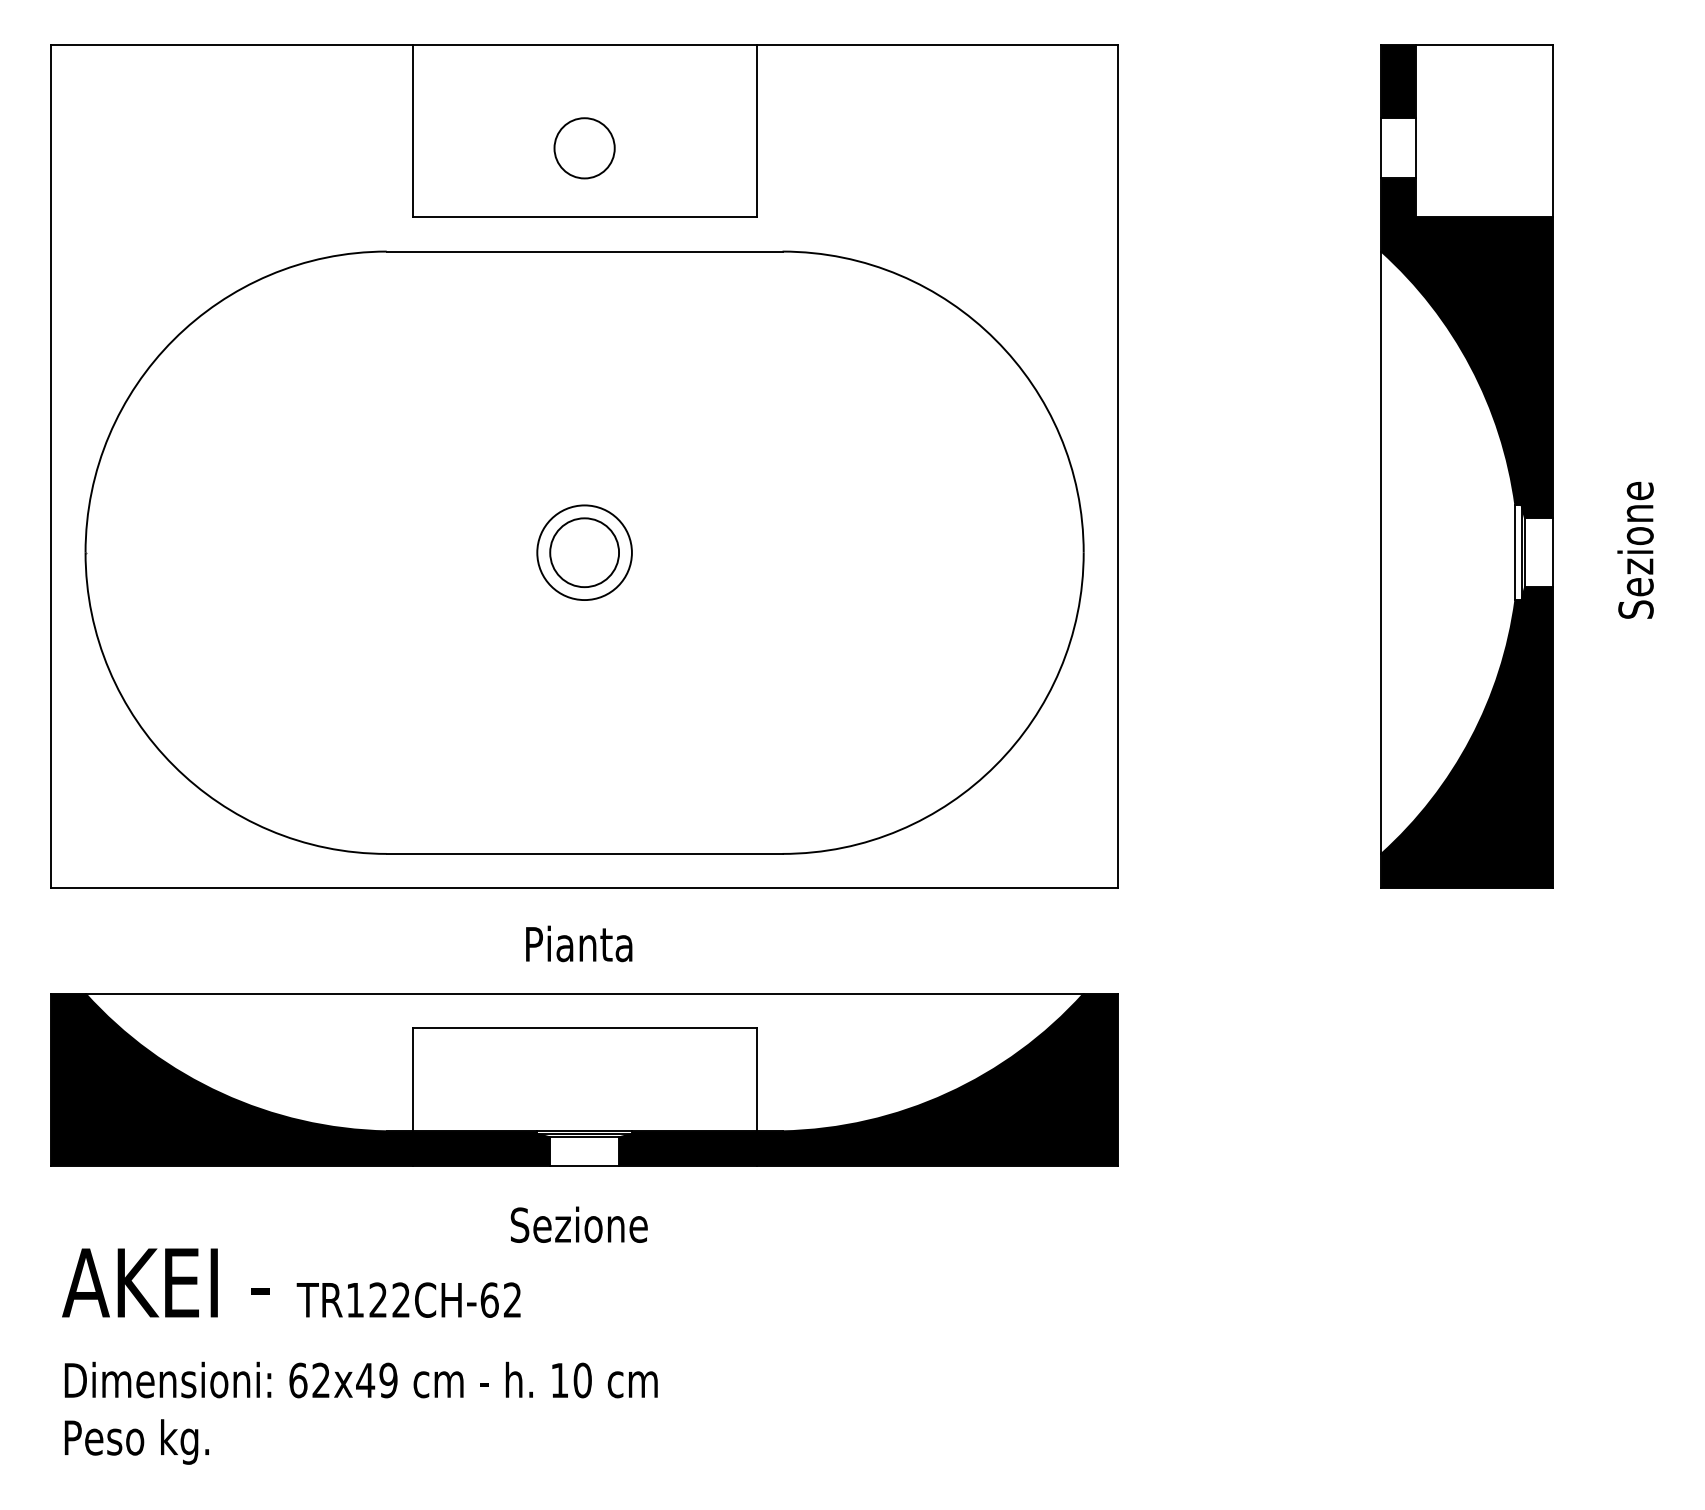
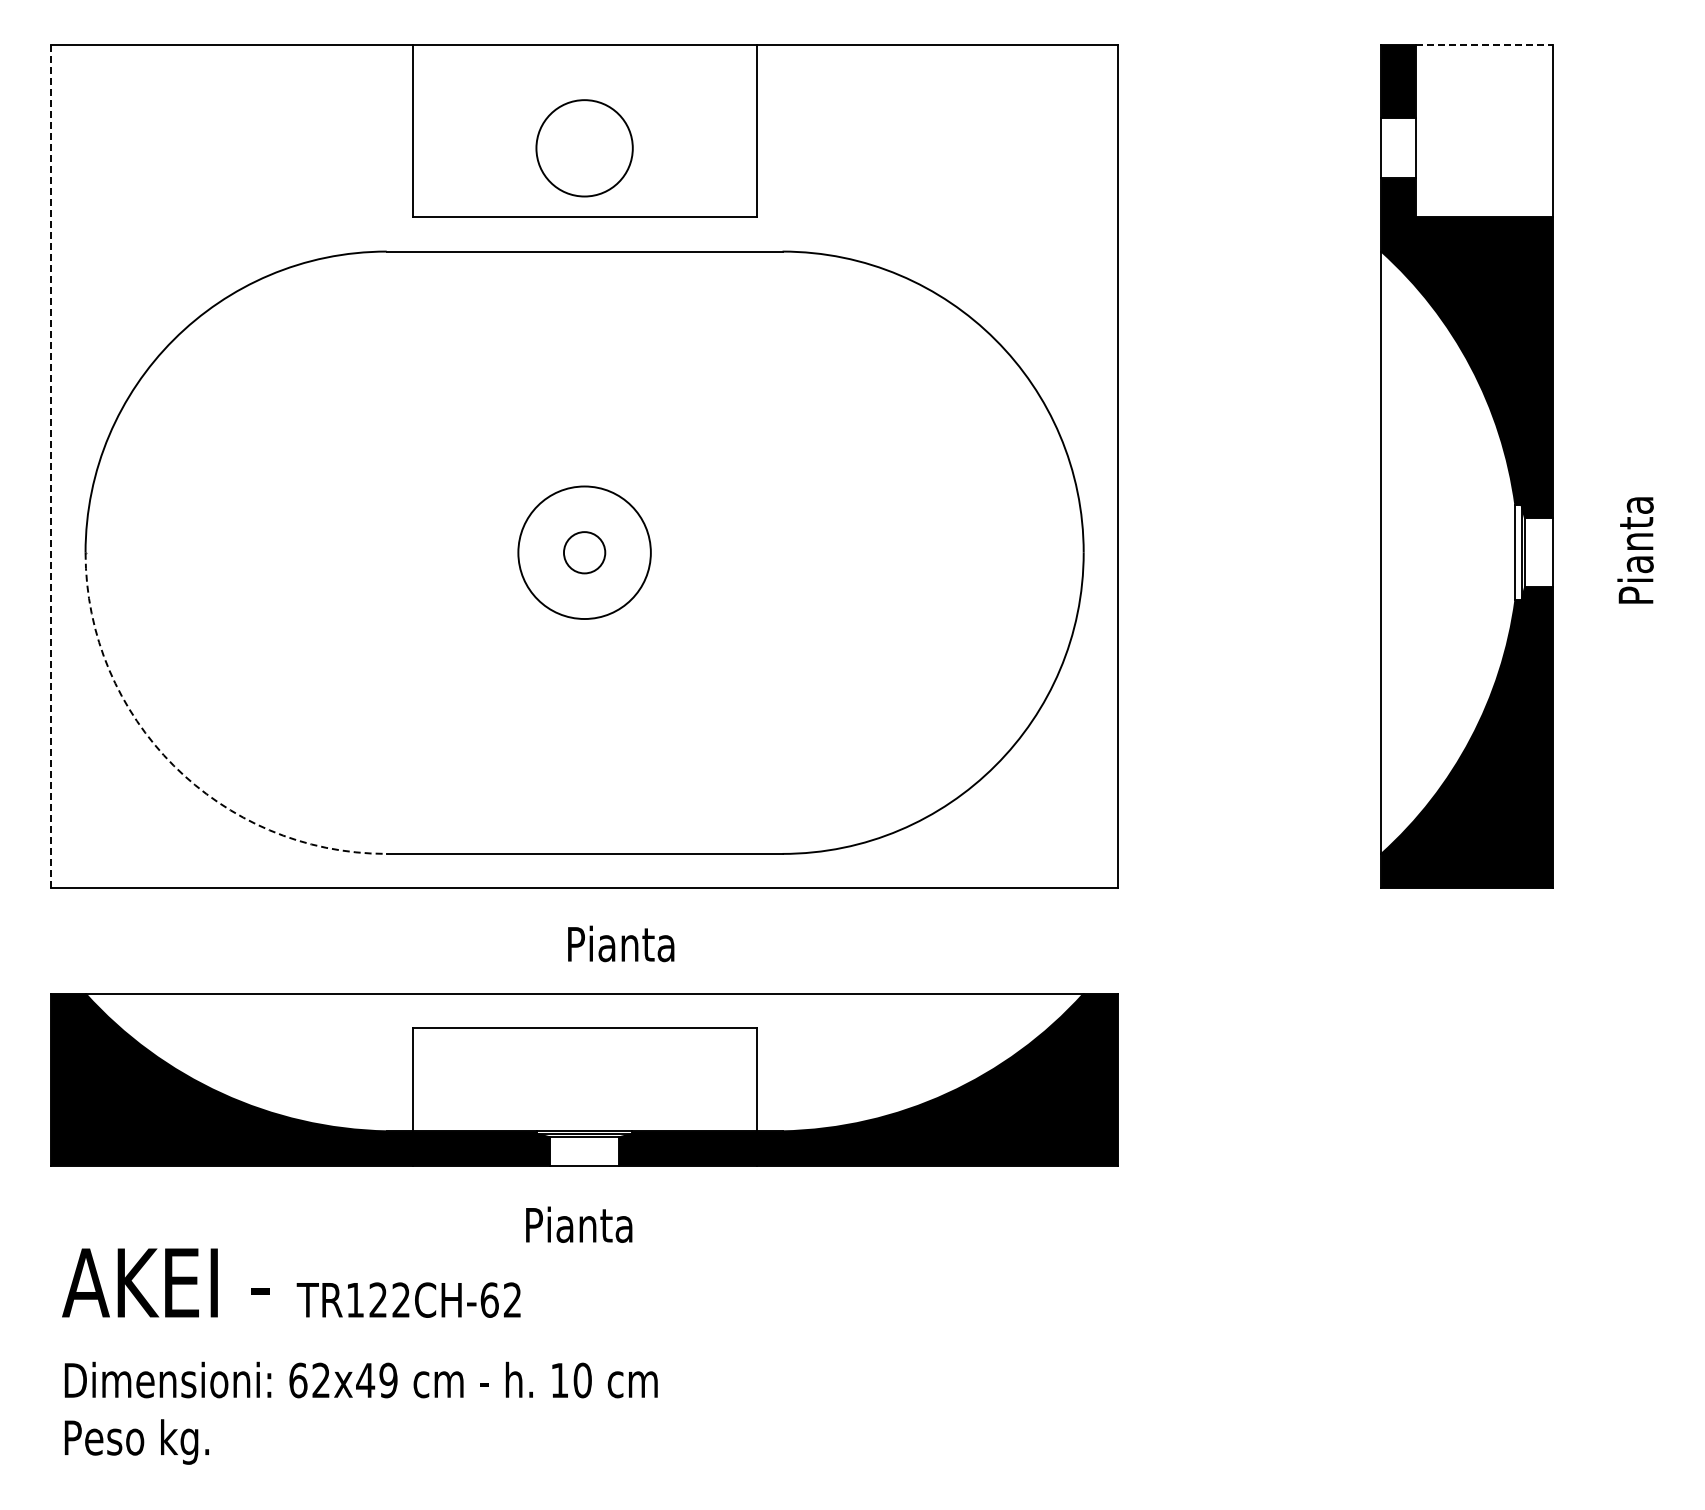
line: solid -> dashed (1484, 45)
circle diameter: 60 px -> 96 px (584, 148)
line: solid -> dashed (51, 466)
text: Sezione -> Pianta (1635, 549)
circle diameter: 69 px -> 41 px (584, 552)
circle diameter: 95 px -> 133 px (584, 552)
arc: solid -> dashed (173, 765)
text position: (579, 943) -> (621, 943) (621, 943)
text: Sezione -> Pianta (578, 1224)
